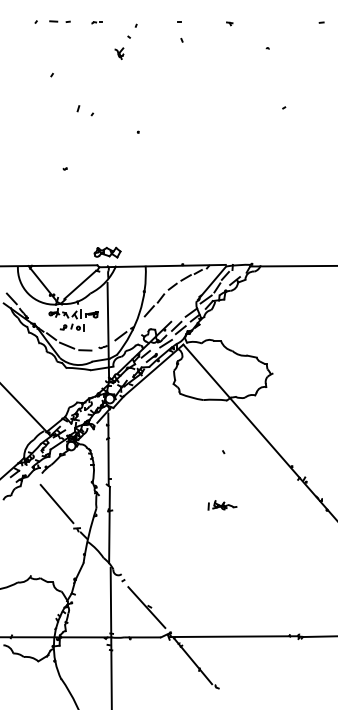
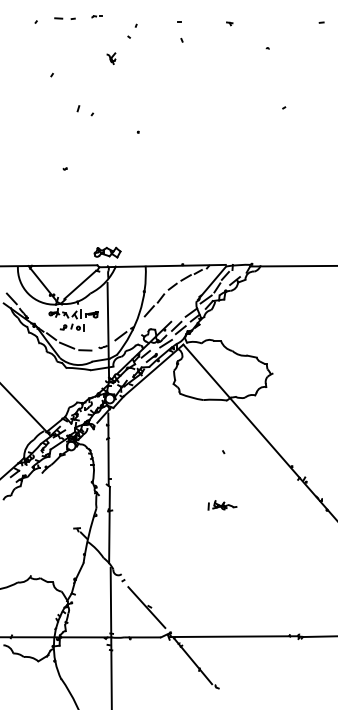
part position: (59, 21) -> (64, 18) (64, 18)
part position: (96, 22) -> (96, 16) (96, 16)
part position: (119, 53) -> (111, 58) (111, 58)
line: present -> none (56, 503)
